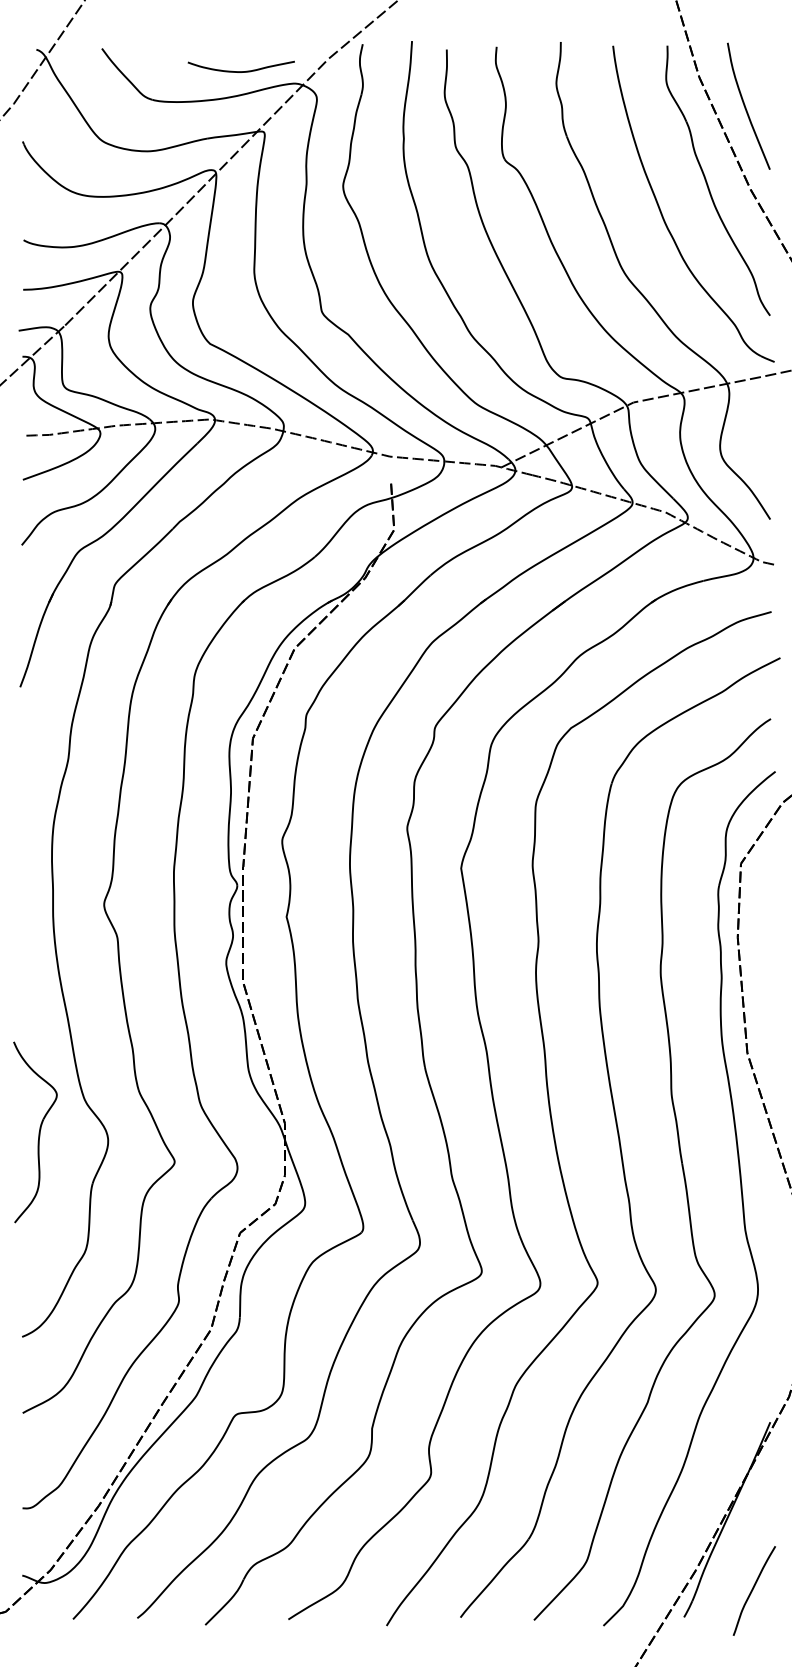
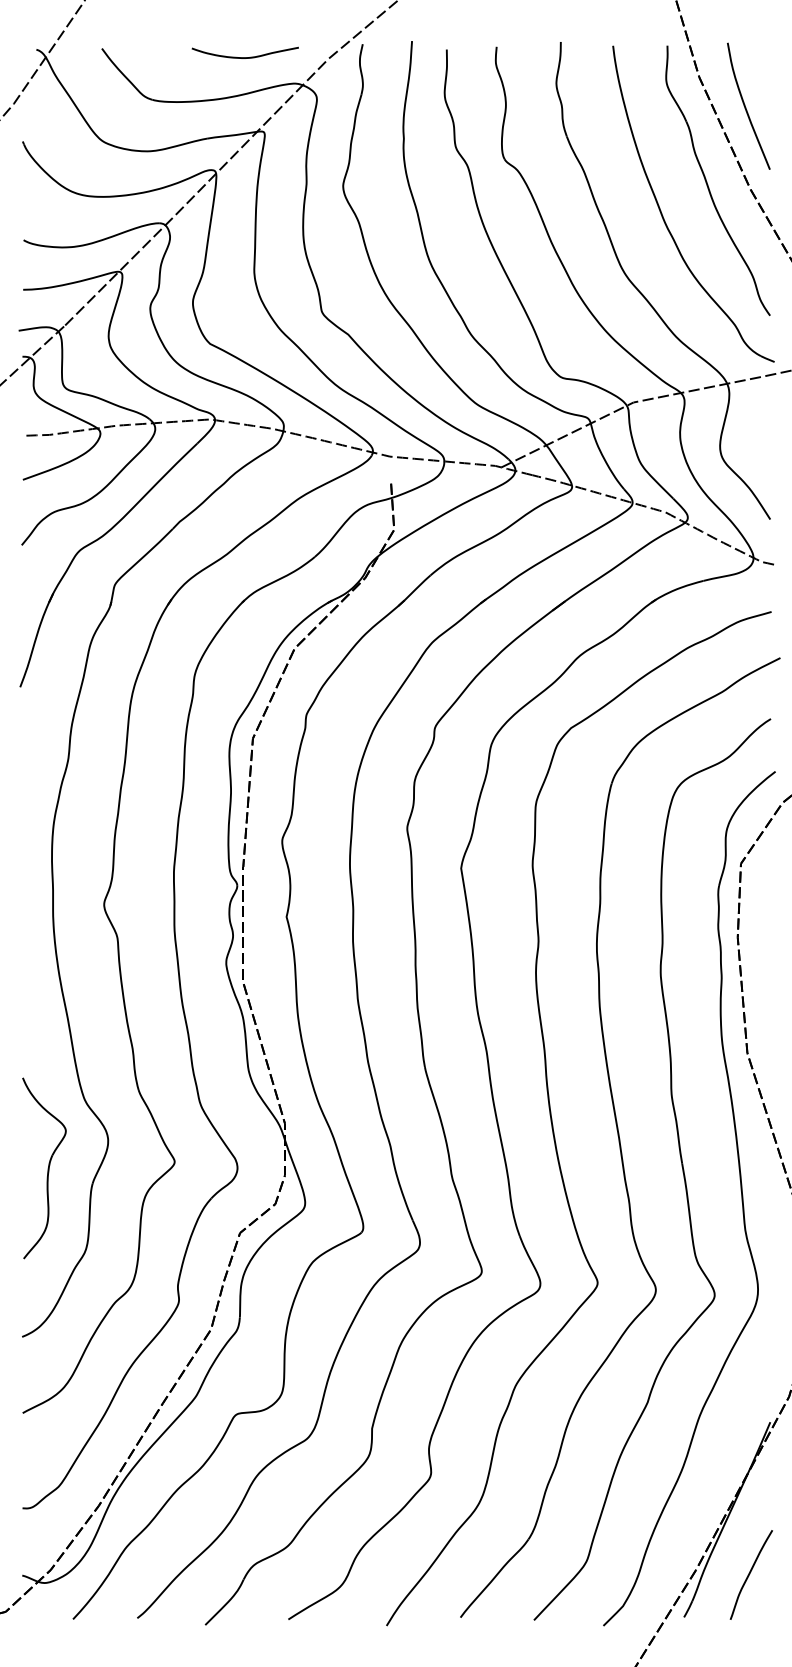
curve position: (240, 71) -> (244, 57) (244, 57)
part position: (35, 1132) -> (44, 1168) (44, 1168)
curve position: (753, 1590) -> (750, 1574) (750, 1574)
